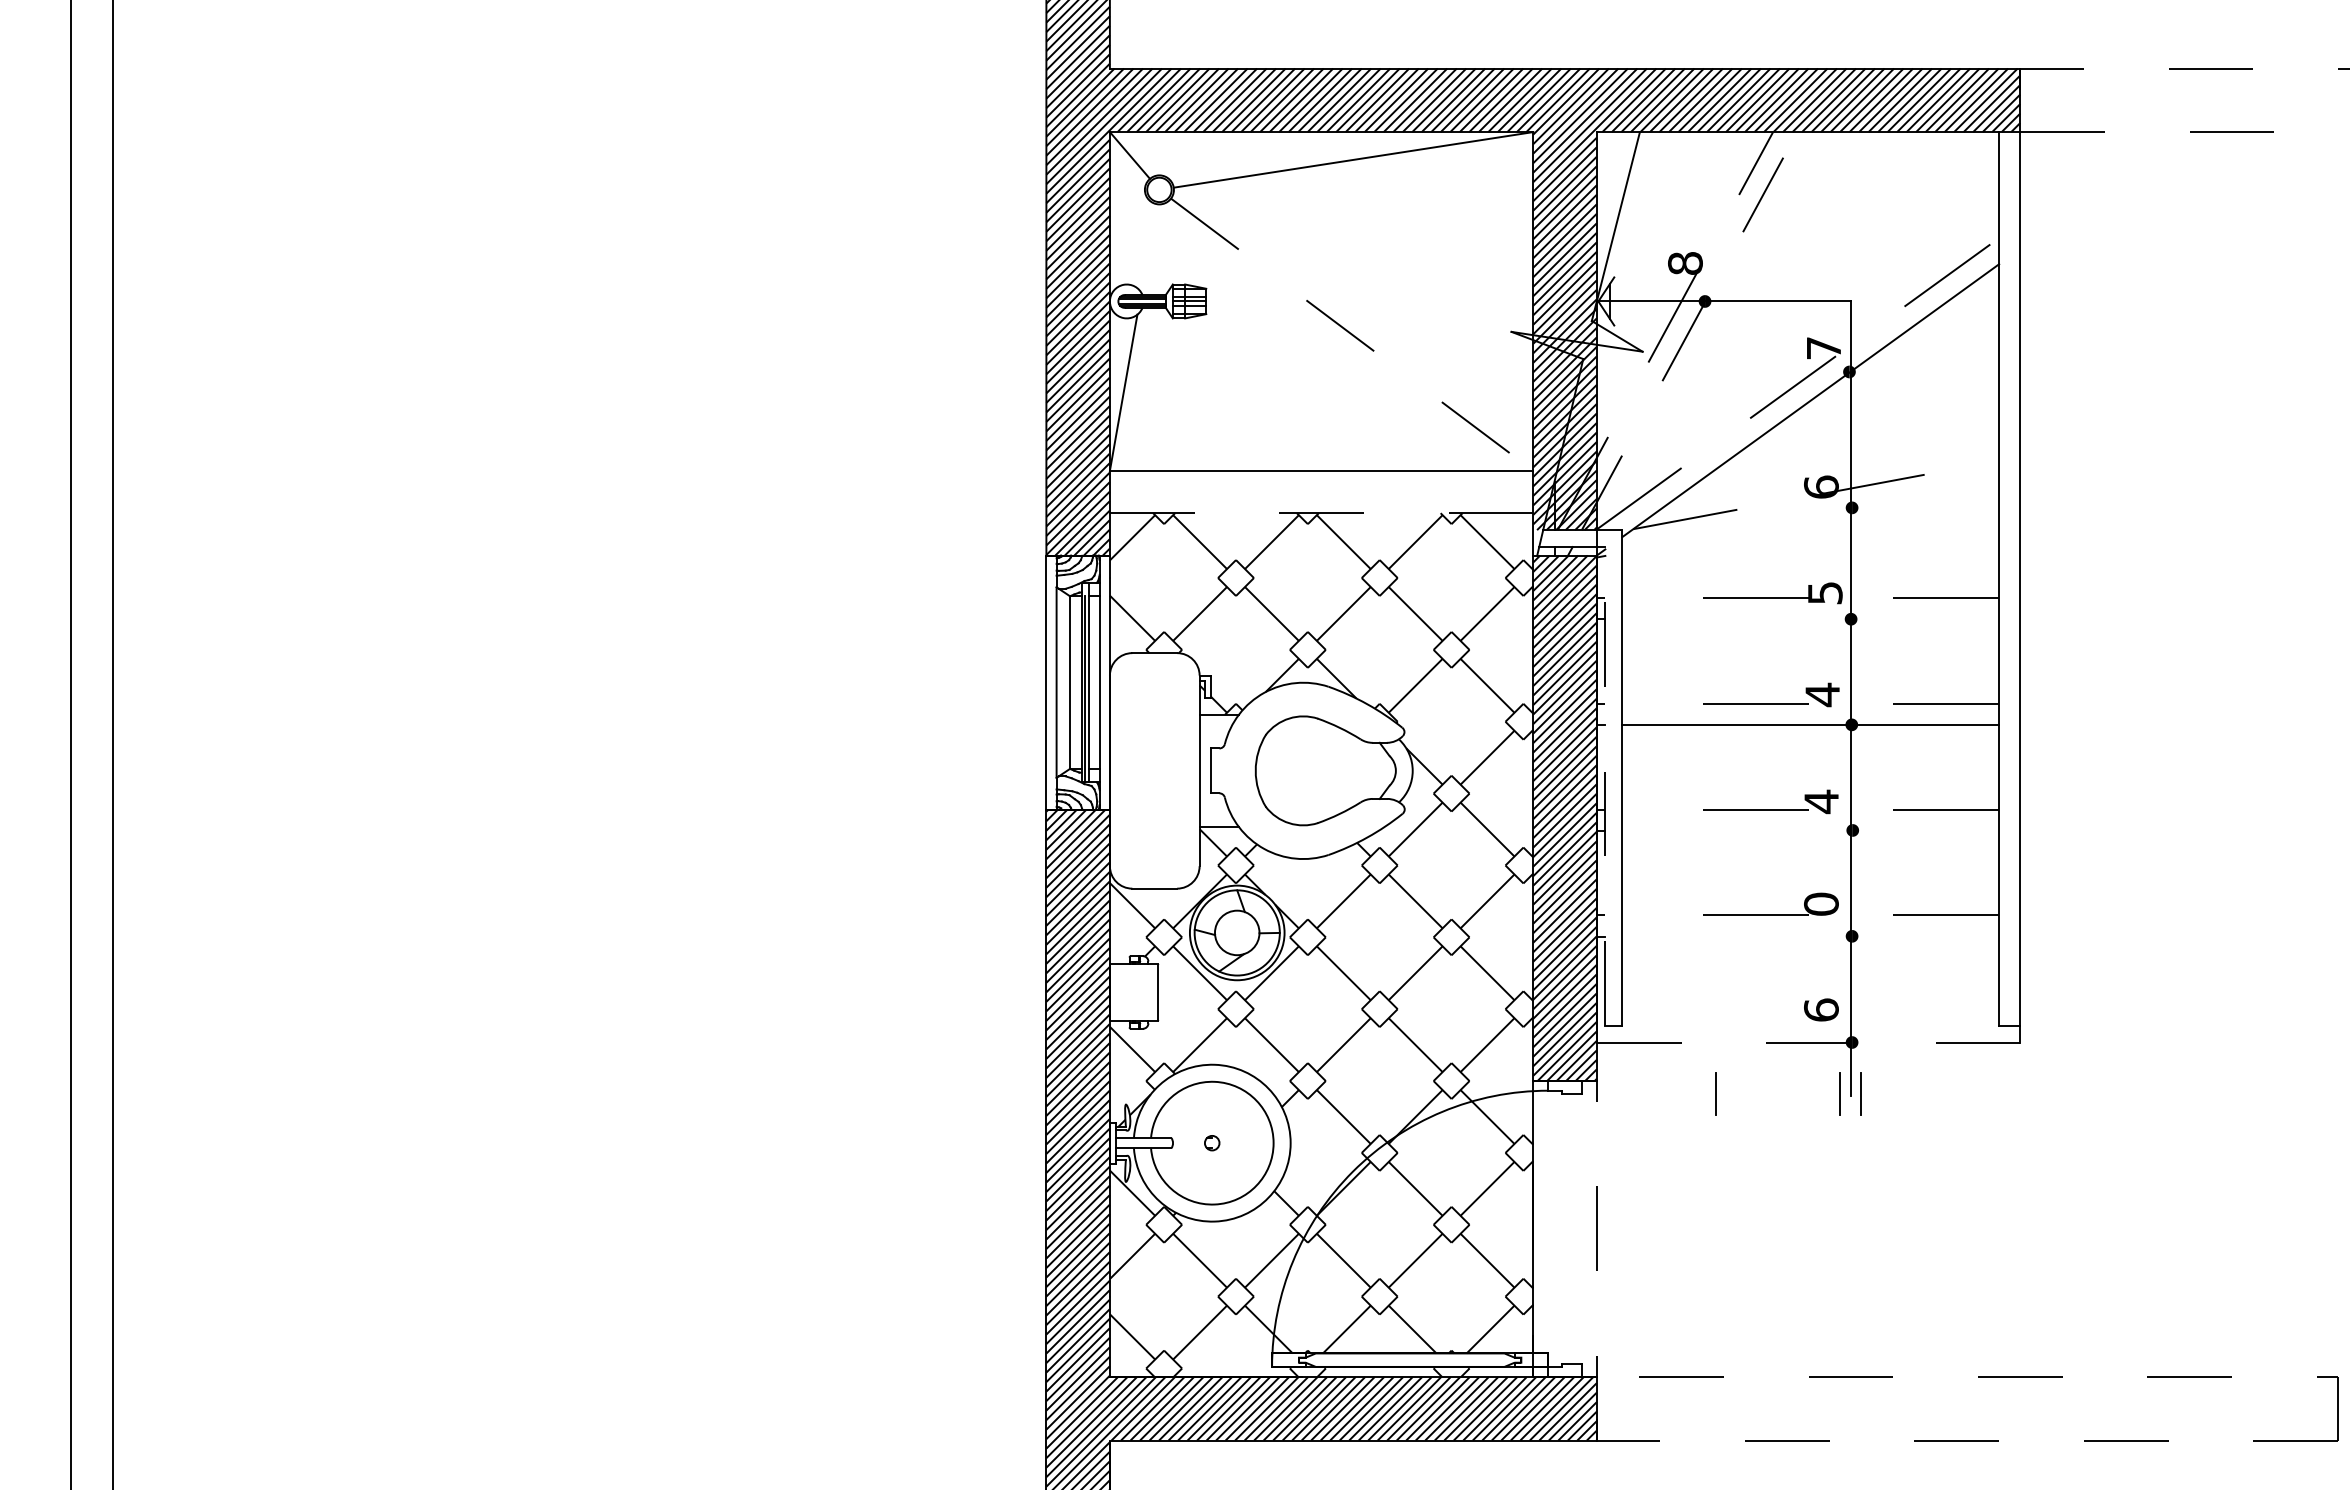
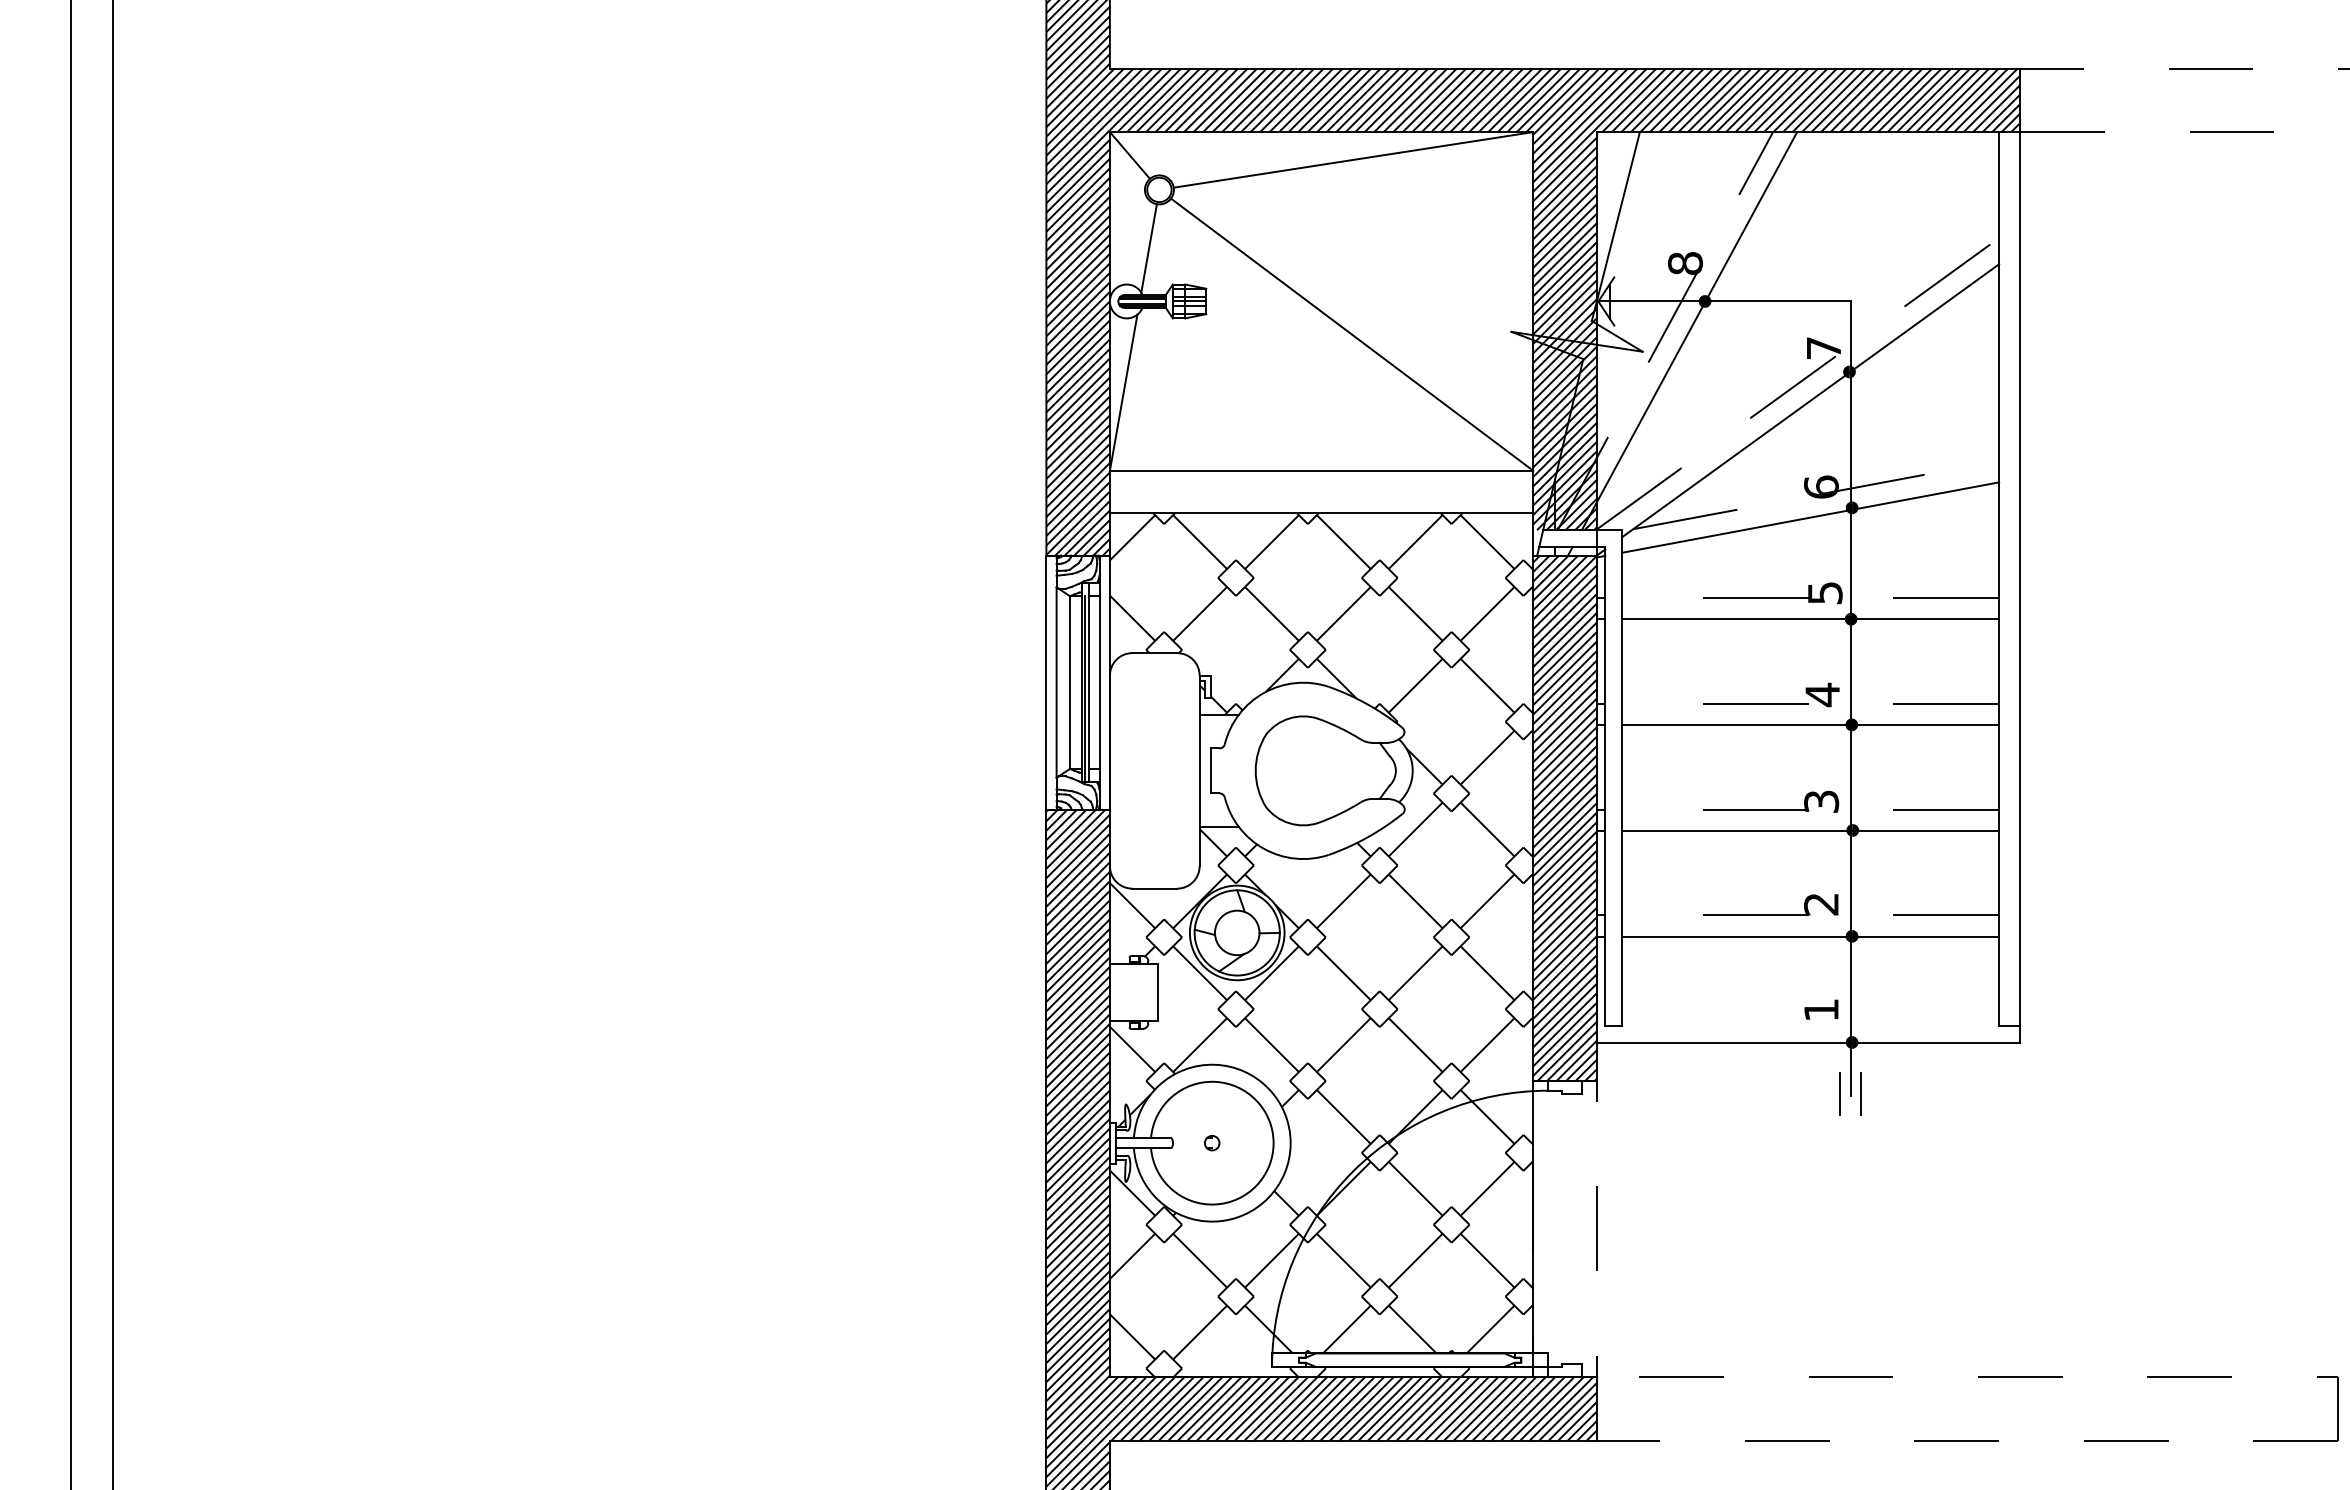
line: none -> present (1148, 248)
line: dashed -> solid (1689, 330)
line: dashed -> solid (1352, 334)
line: dashed -> solid (1321, 513)
line: none -> present (1810, 517)
line: none -> present (1810, 619)
line: dashed -> solid (1605, 785)
text: 4 -> 3 (1821, 801)
line: none -> present (1810, 830)
text: 0 -> 2 (1821, 903)
line: none -> present (1810, 936)
text: 6 -> 1 (1821, 1009)
line: dashed -> solid (1808, 1042)
line: present -> none (1715, 1093)
